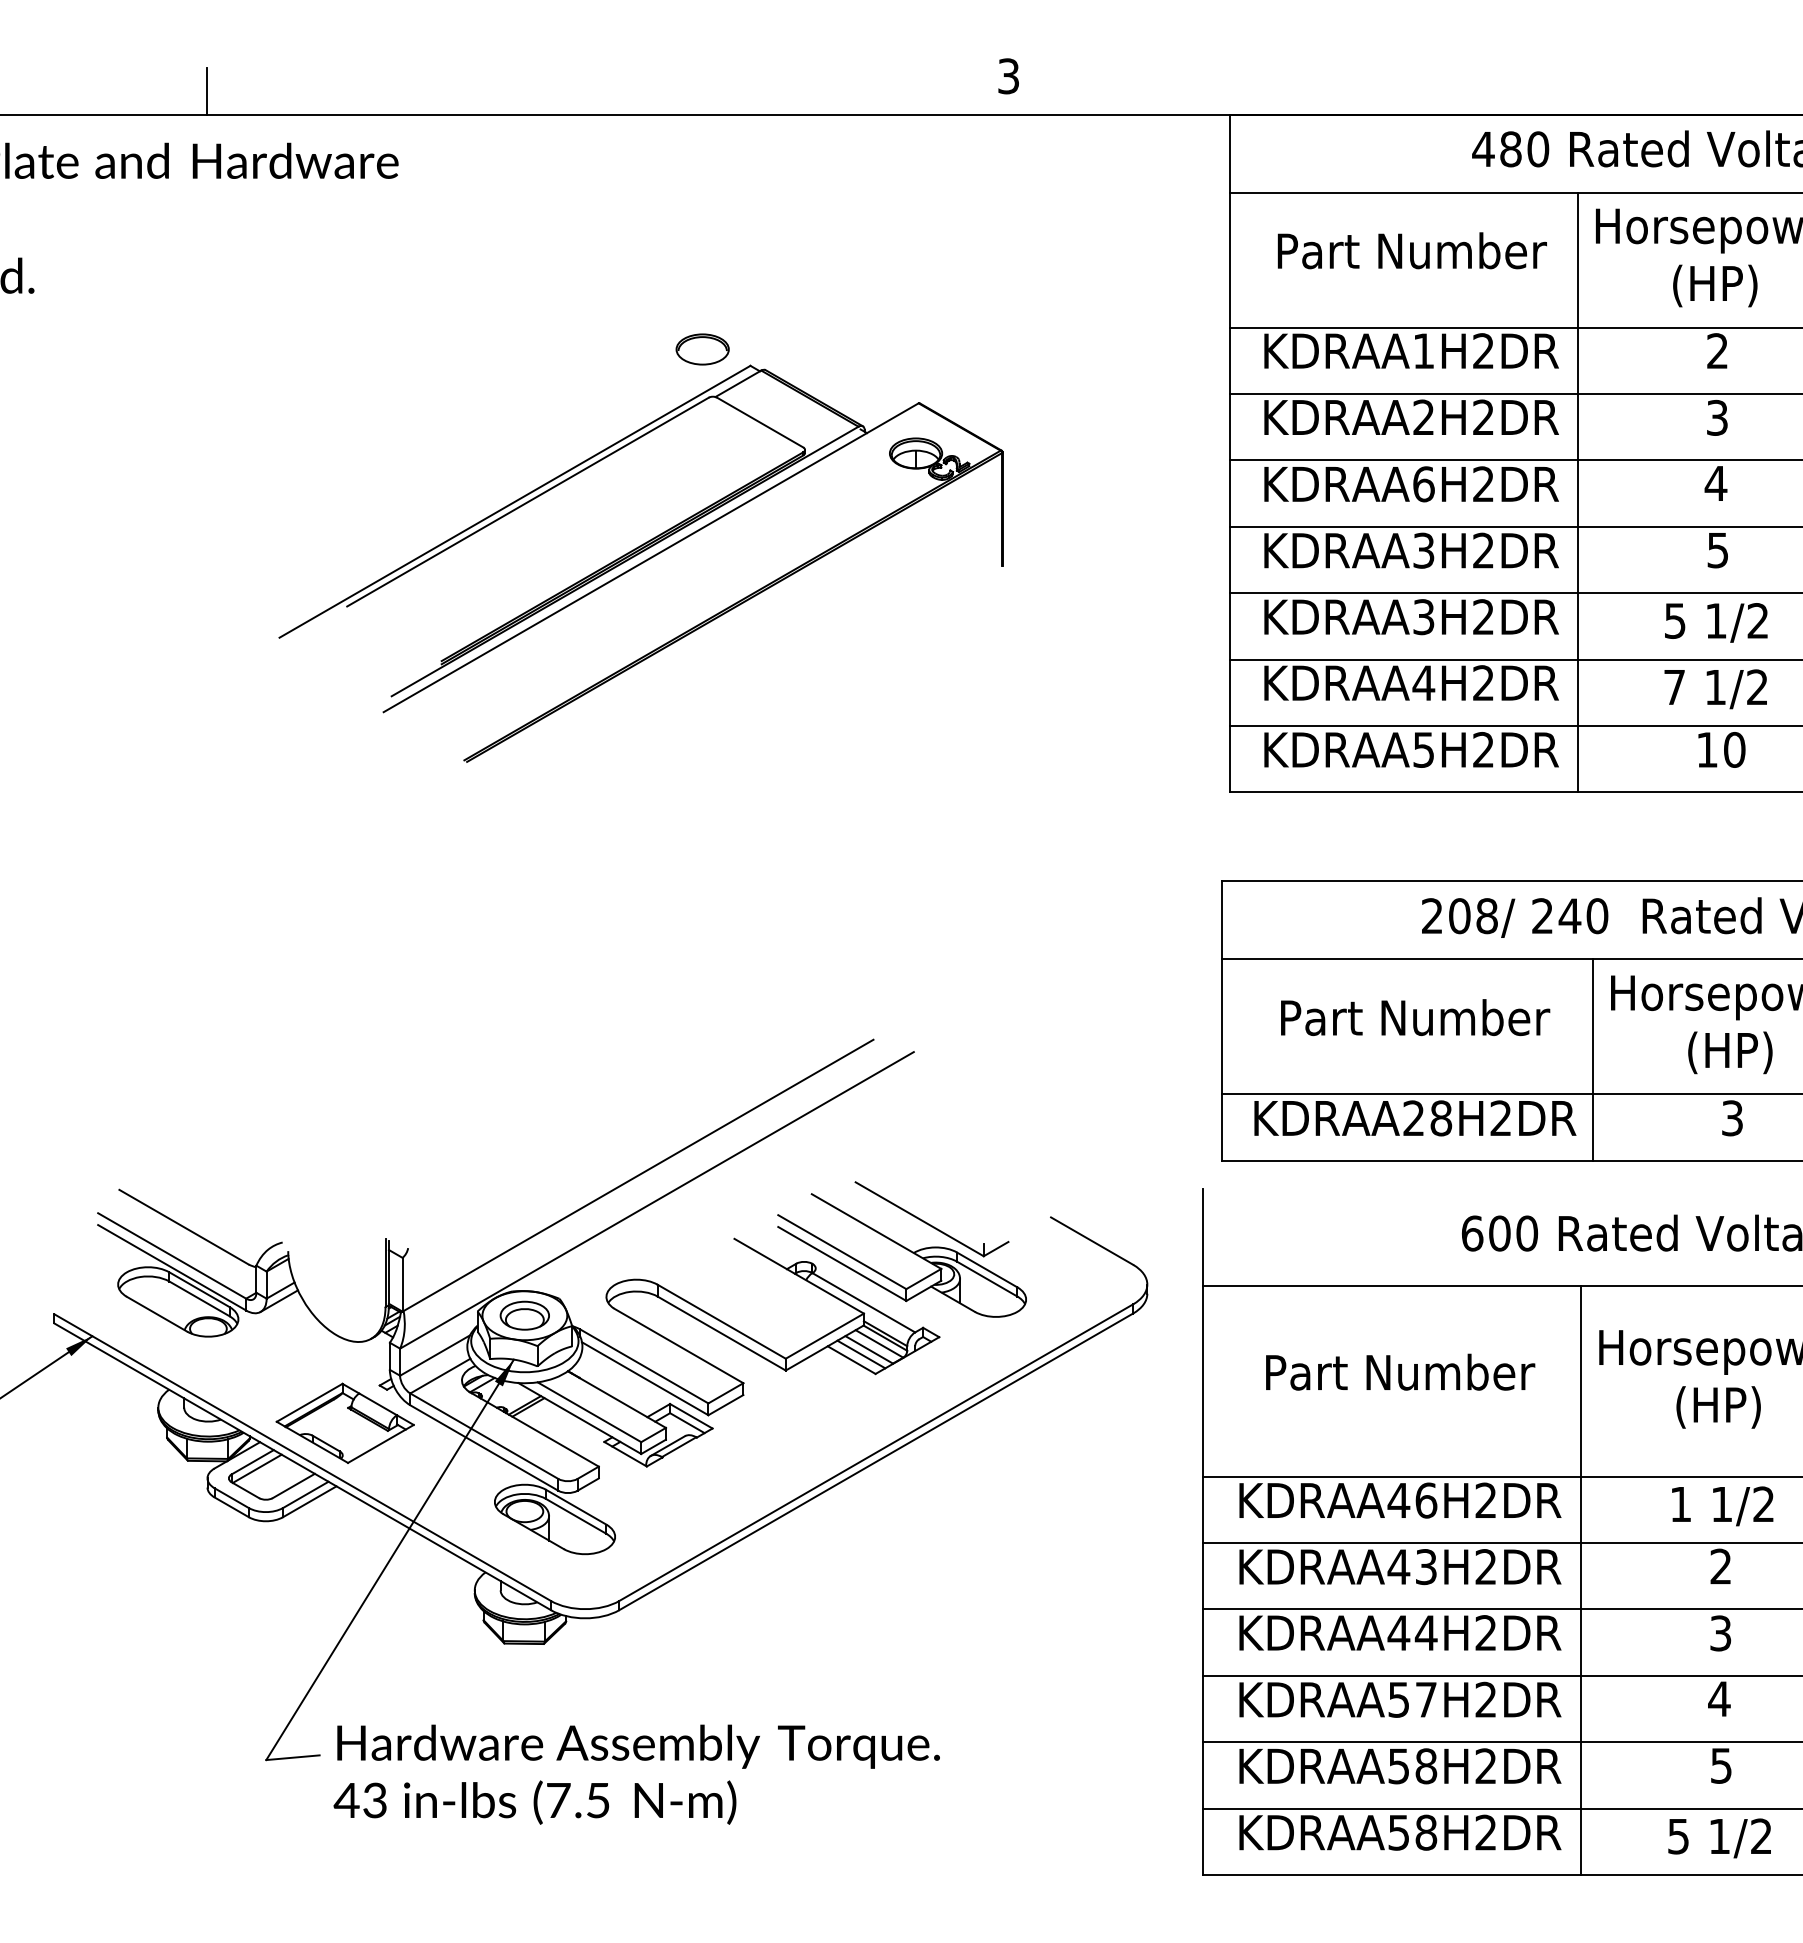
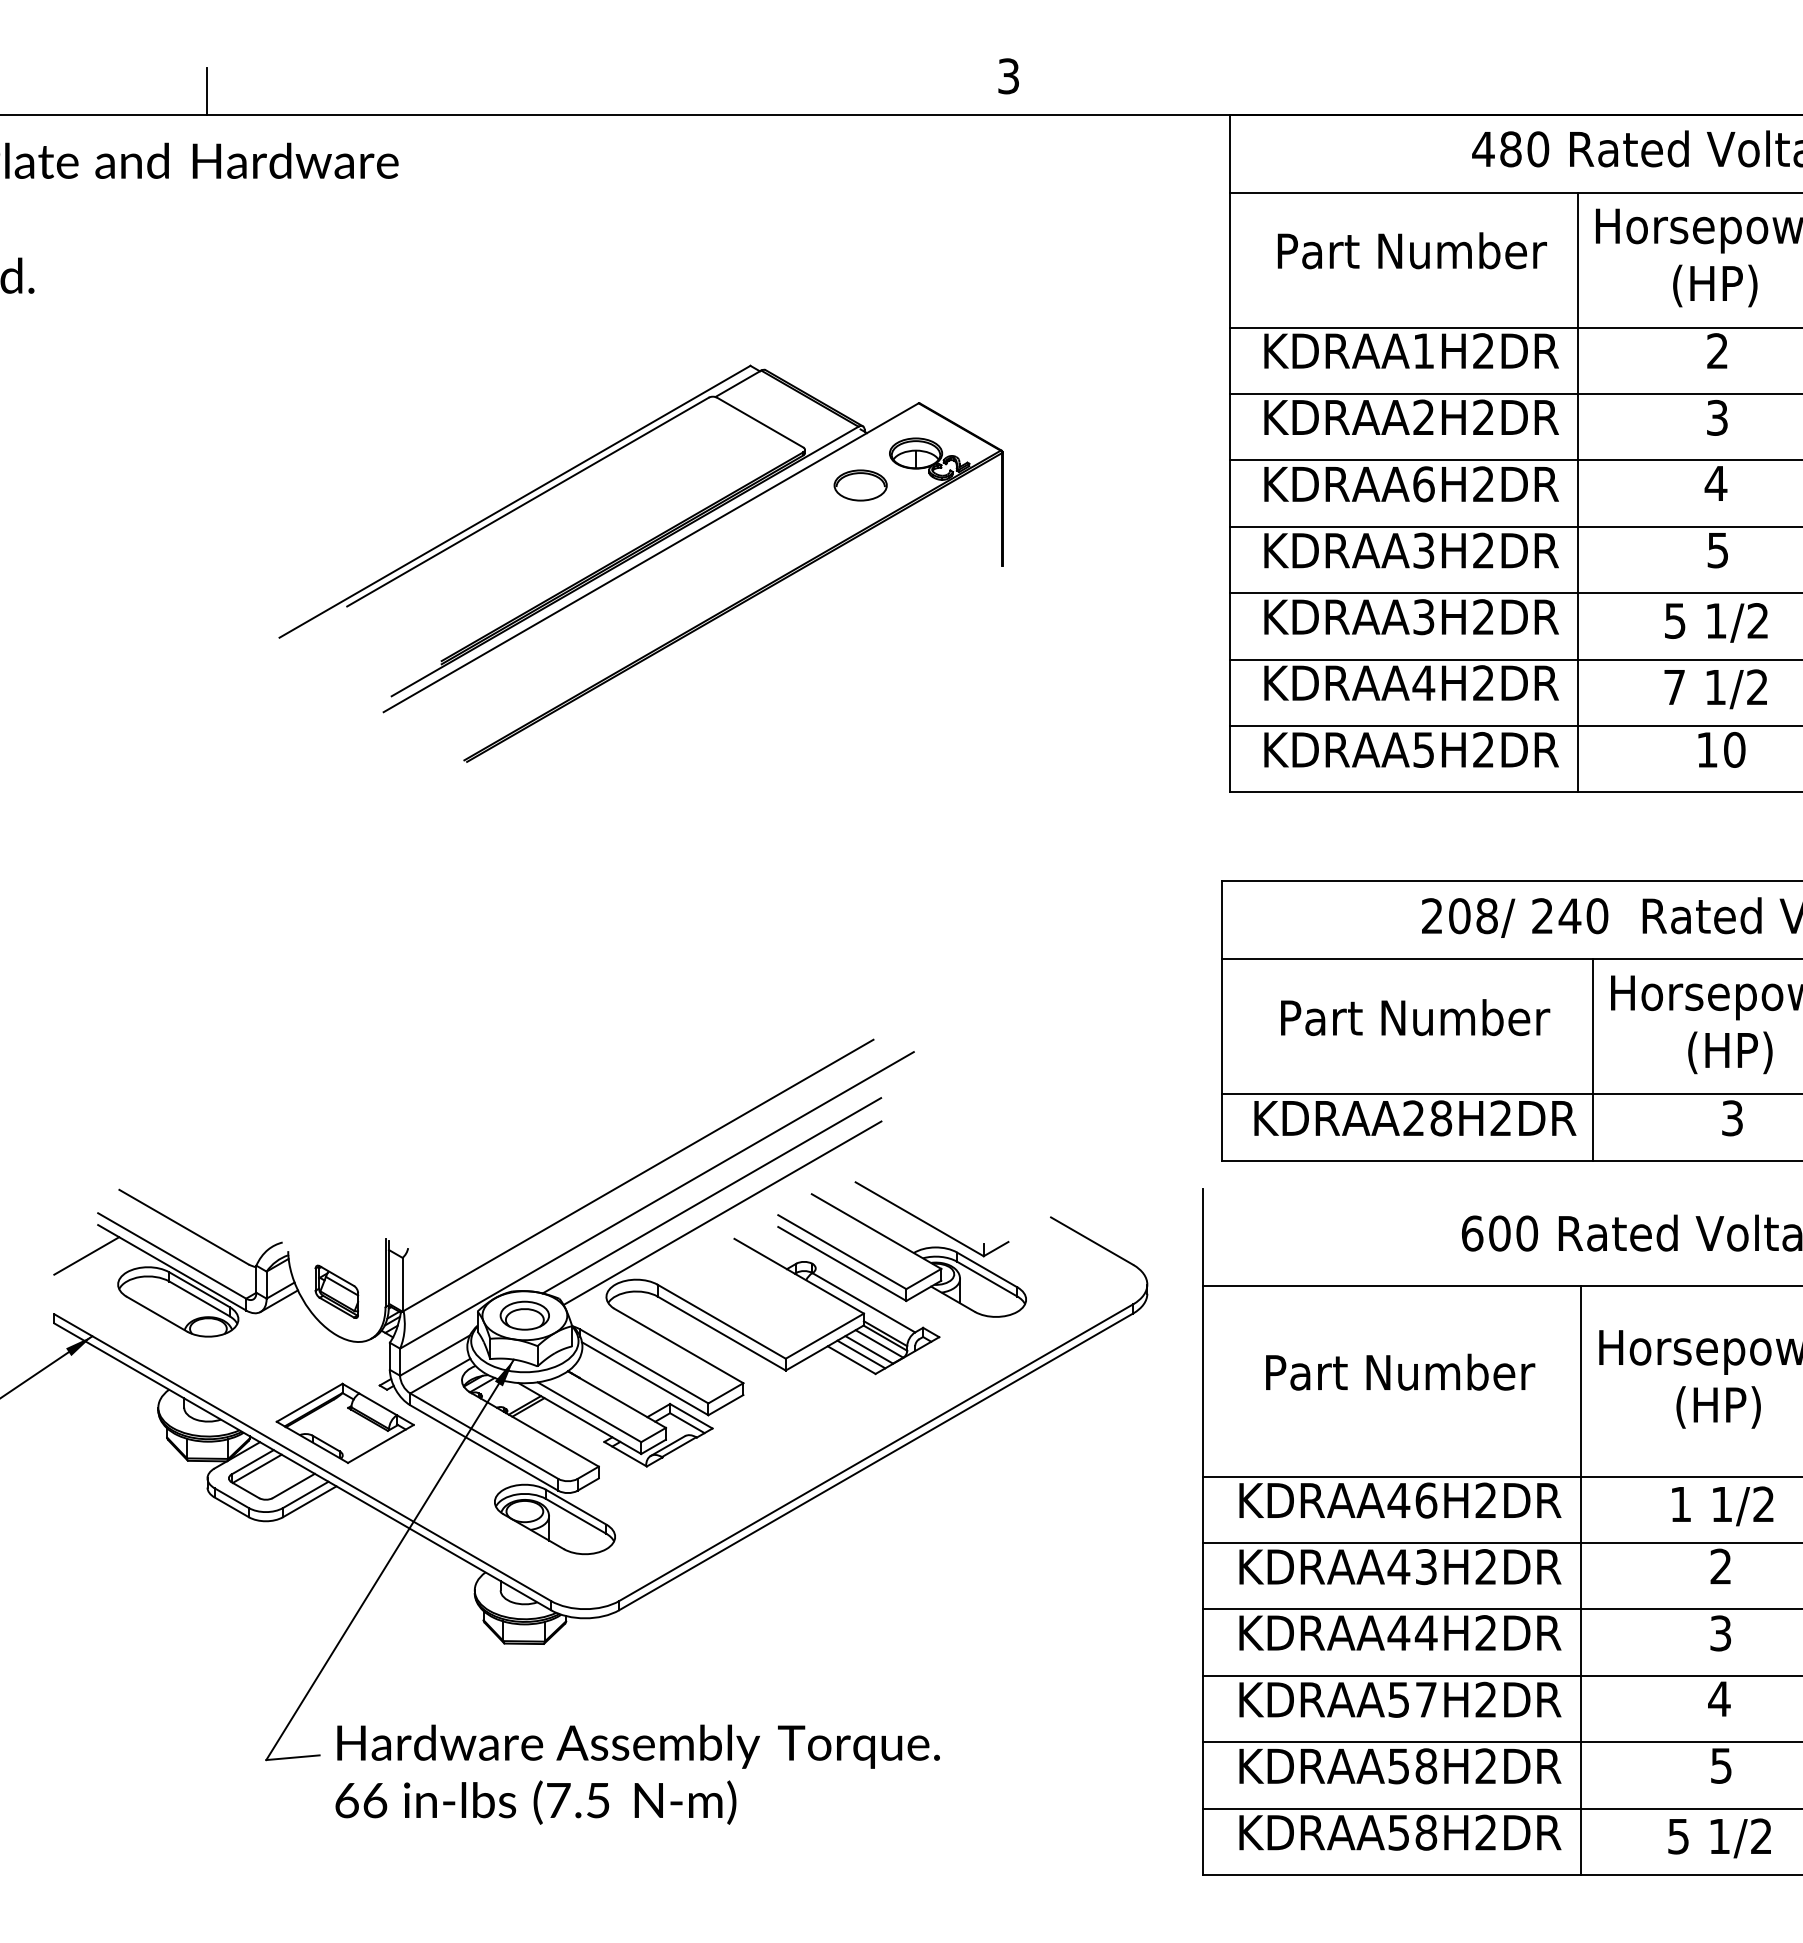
part position: (702, 349) -> (860, 485) (860, 485)
line: none -> present (711, 1195)
line: none -> present (722, 1212)
line: none -> present (86, 1255)
part: none -> present (336, 1291)
text: 43 -> 66 (360, 1800)
